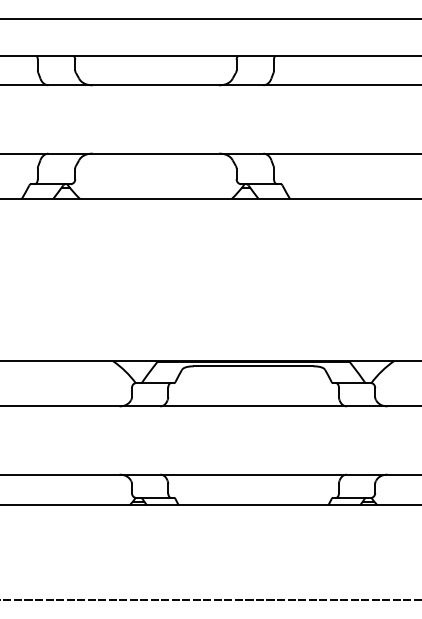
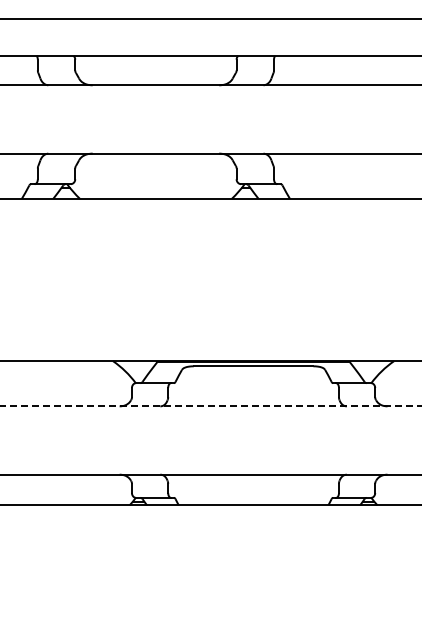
line: solid -> dashed (210, 406)
line: present -> none (210, 600)
